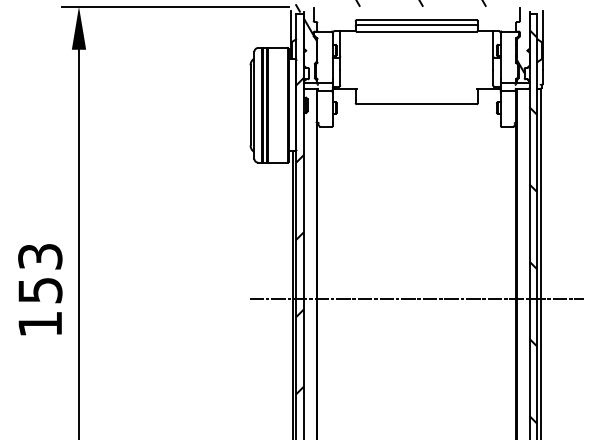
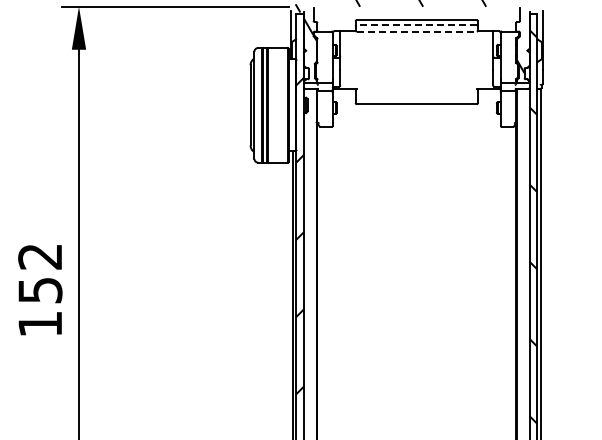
line: solid -> dashed (416, 25)
line: solid -> dashed (416, 31)
text: 153 -> 152 (40, 256)
line: present -> none (416, 299)
